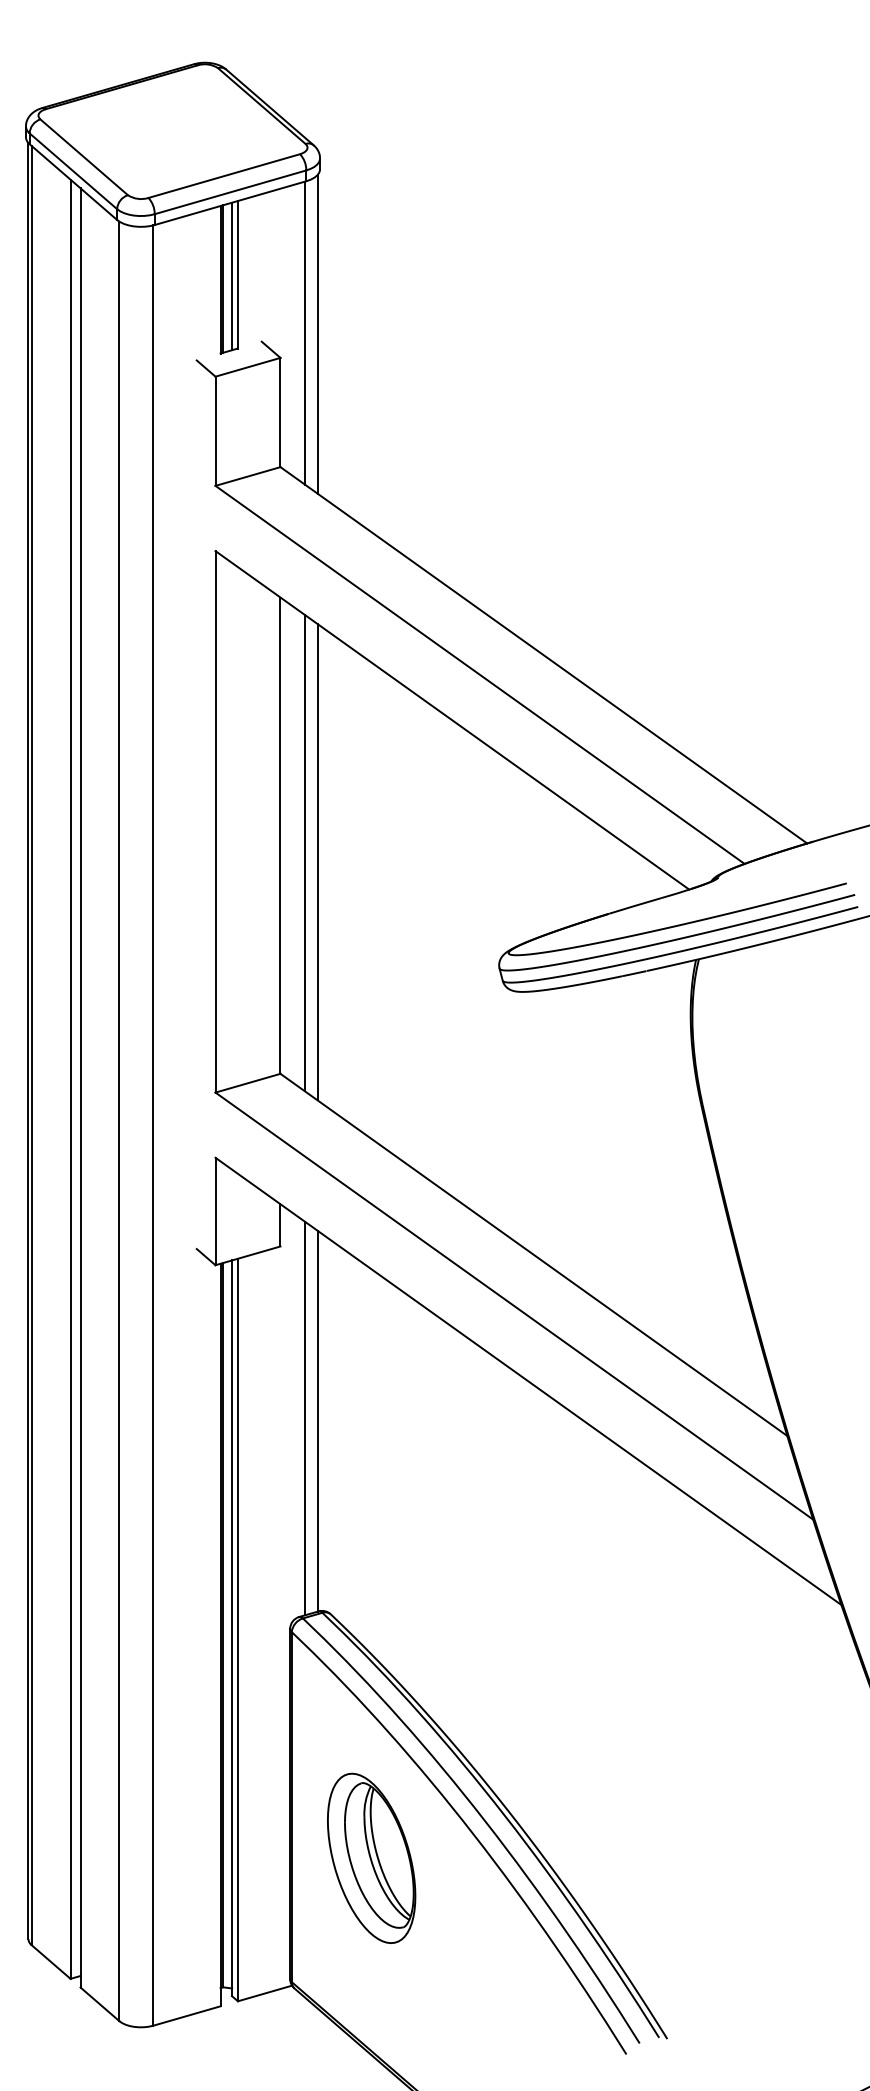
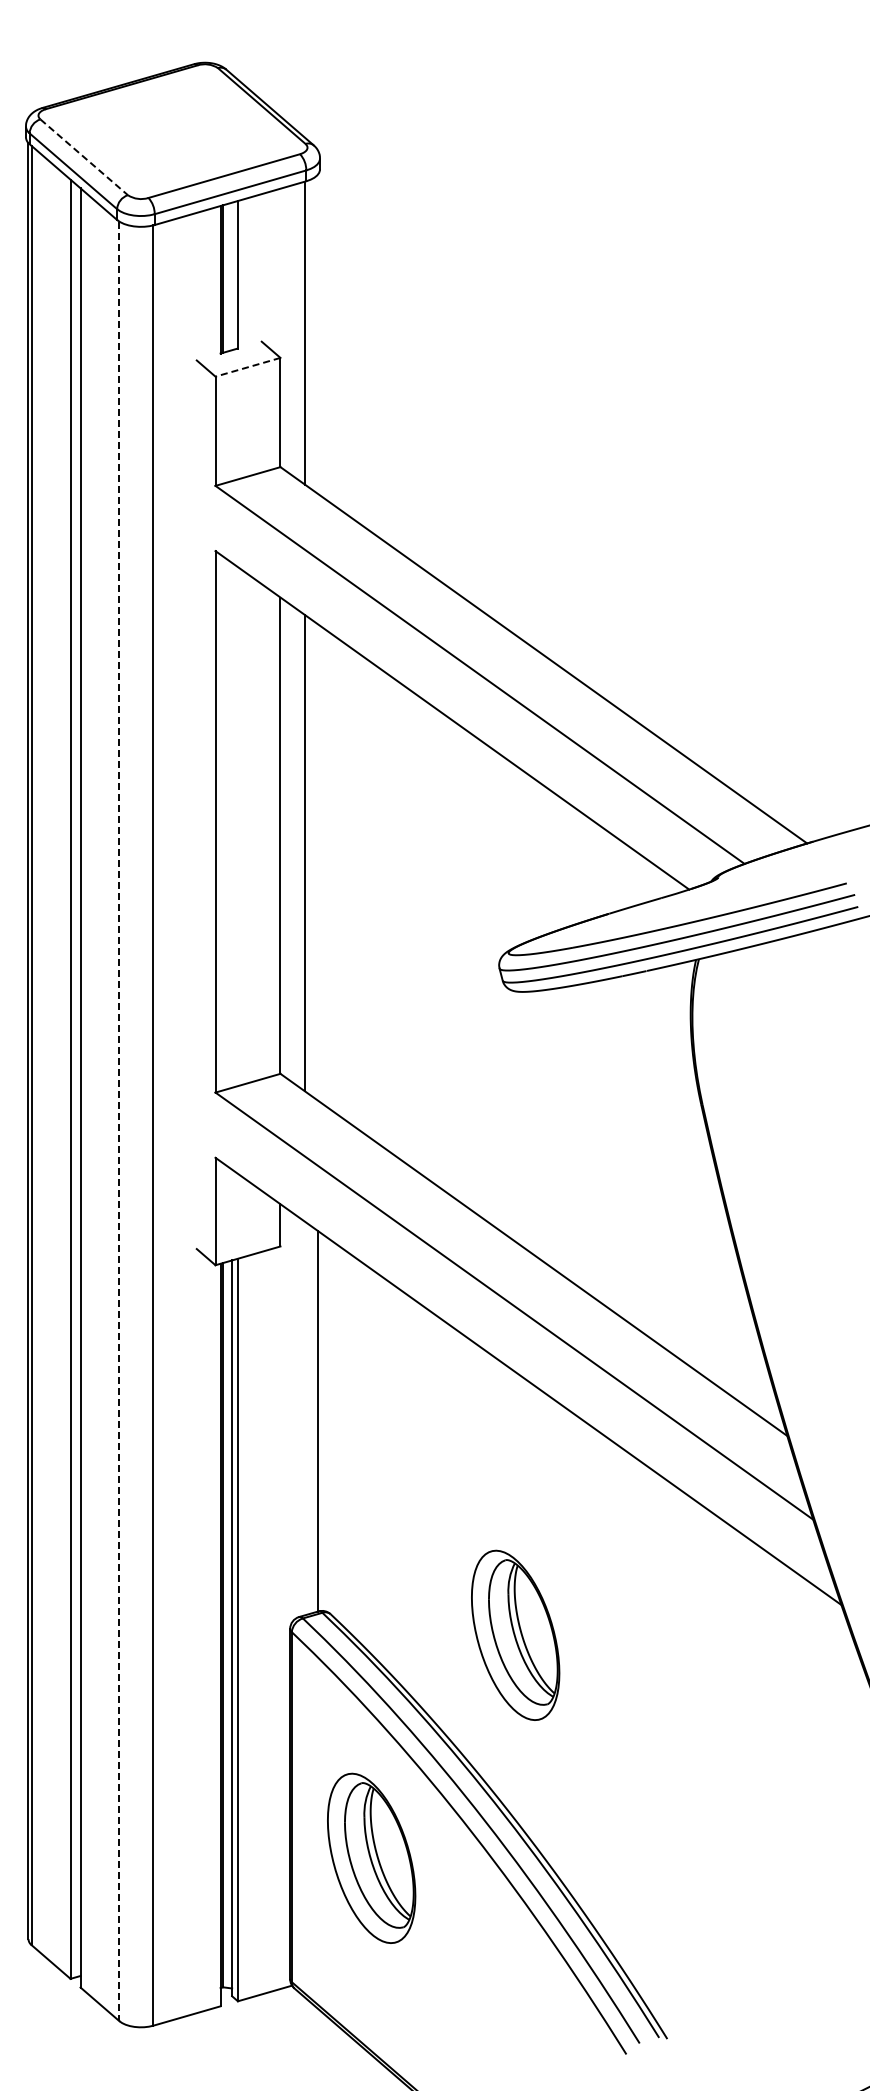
line: solid -> dashed (84, 157)
line: present -> none (232, 276)
line: present -> none (317, 334)
line: solid -> dashed (248, 367)
line: present -> none (317, 862)
line: solid -> dashed (119, 1121)
line: present -> none (305, 1418)
part: none -> present (515, 1634)
